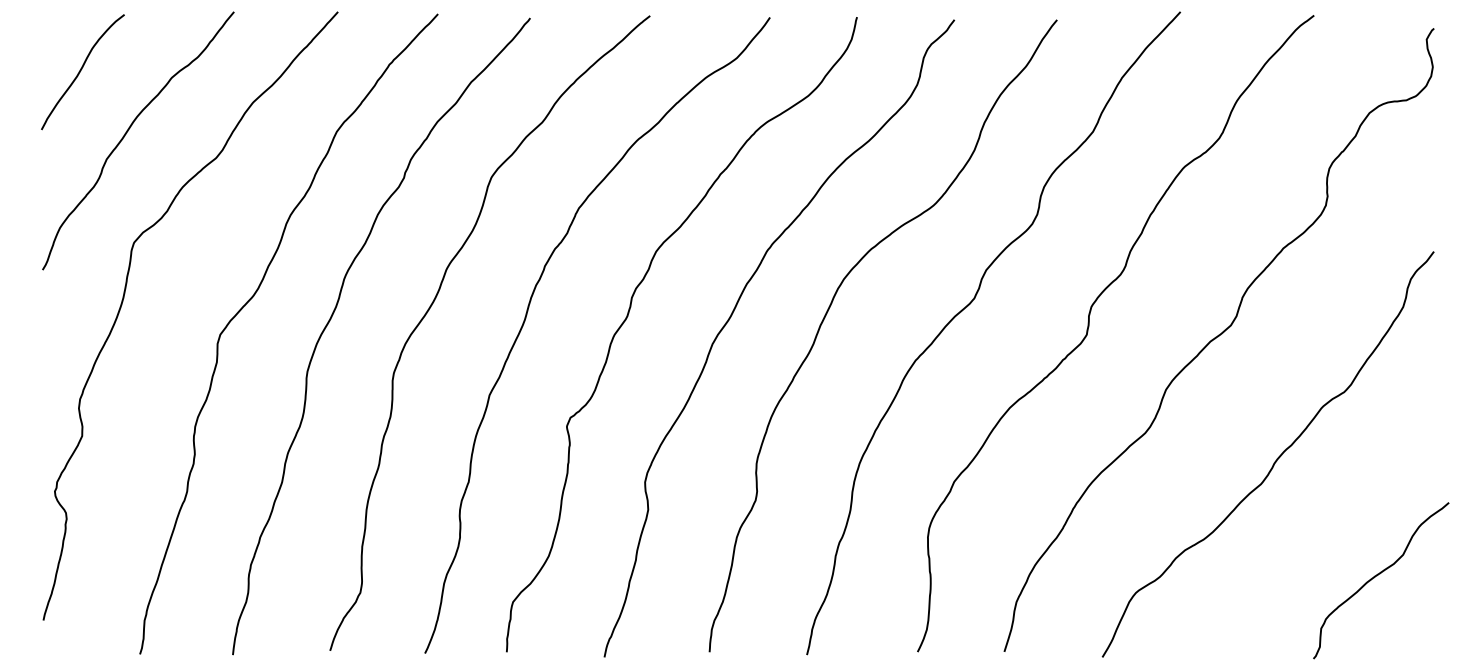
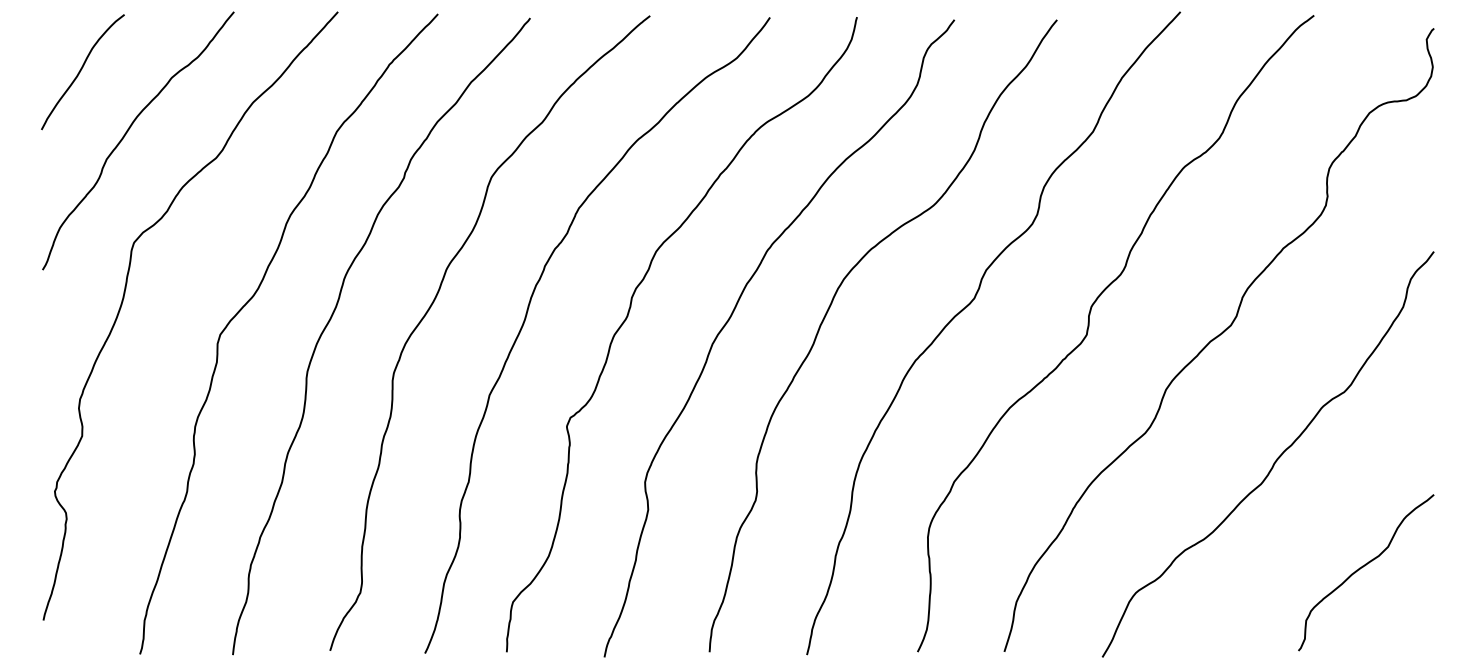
curve position: (1377, 576) -> (1362, 568) (1362, 568)
